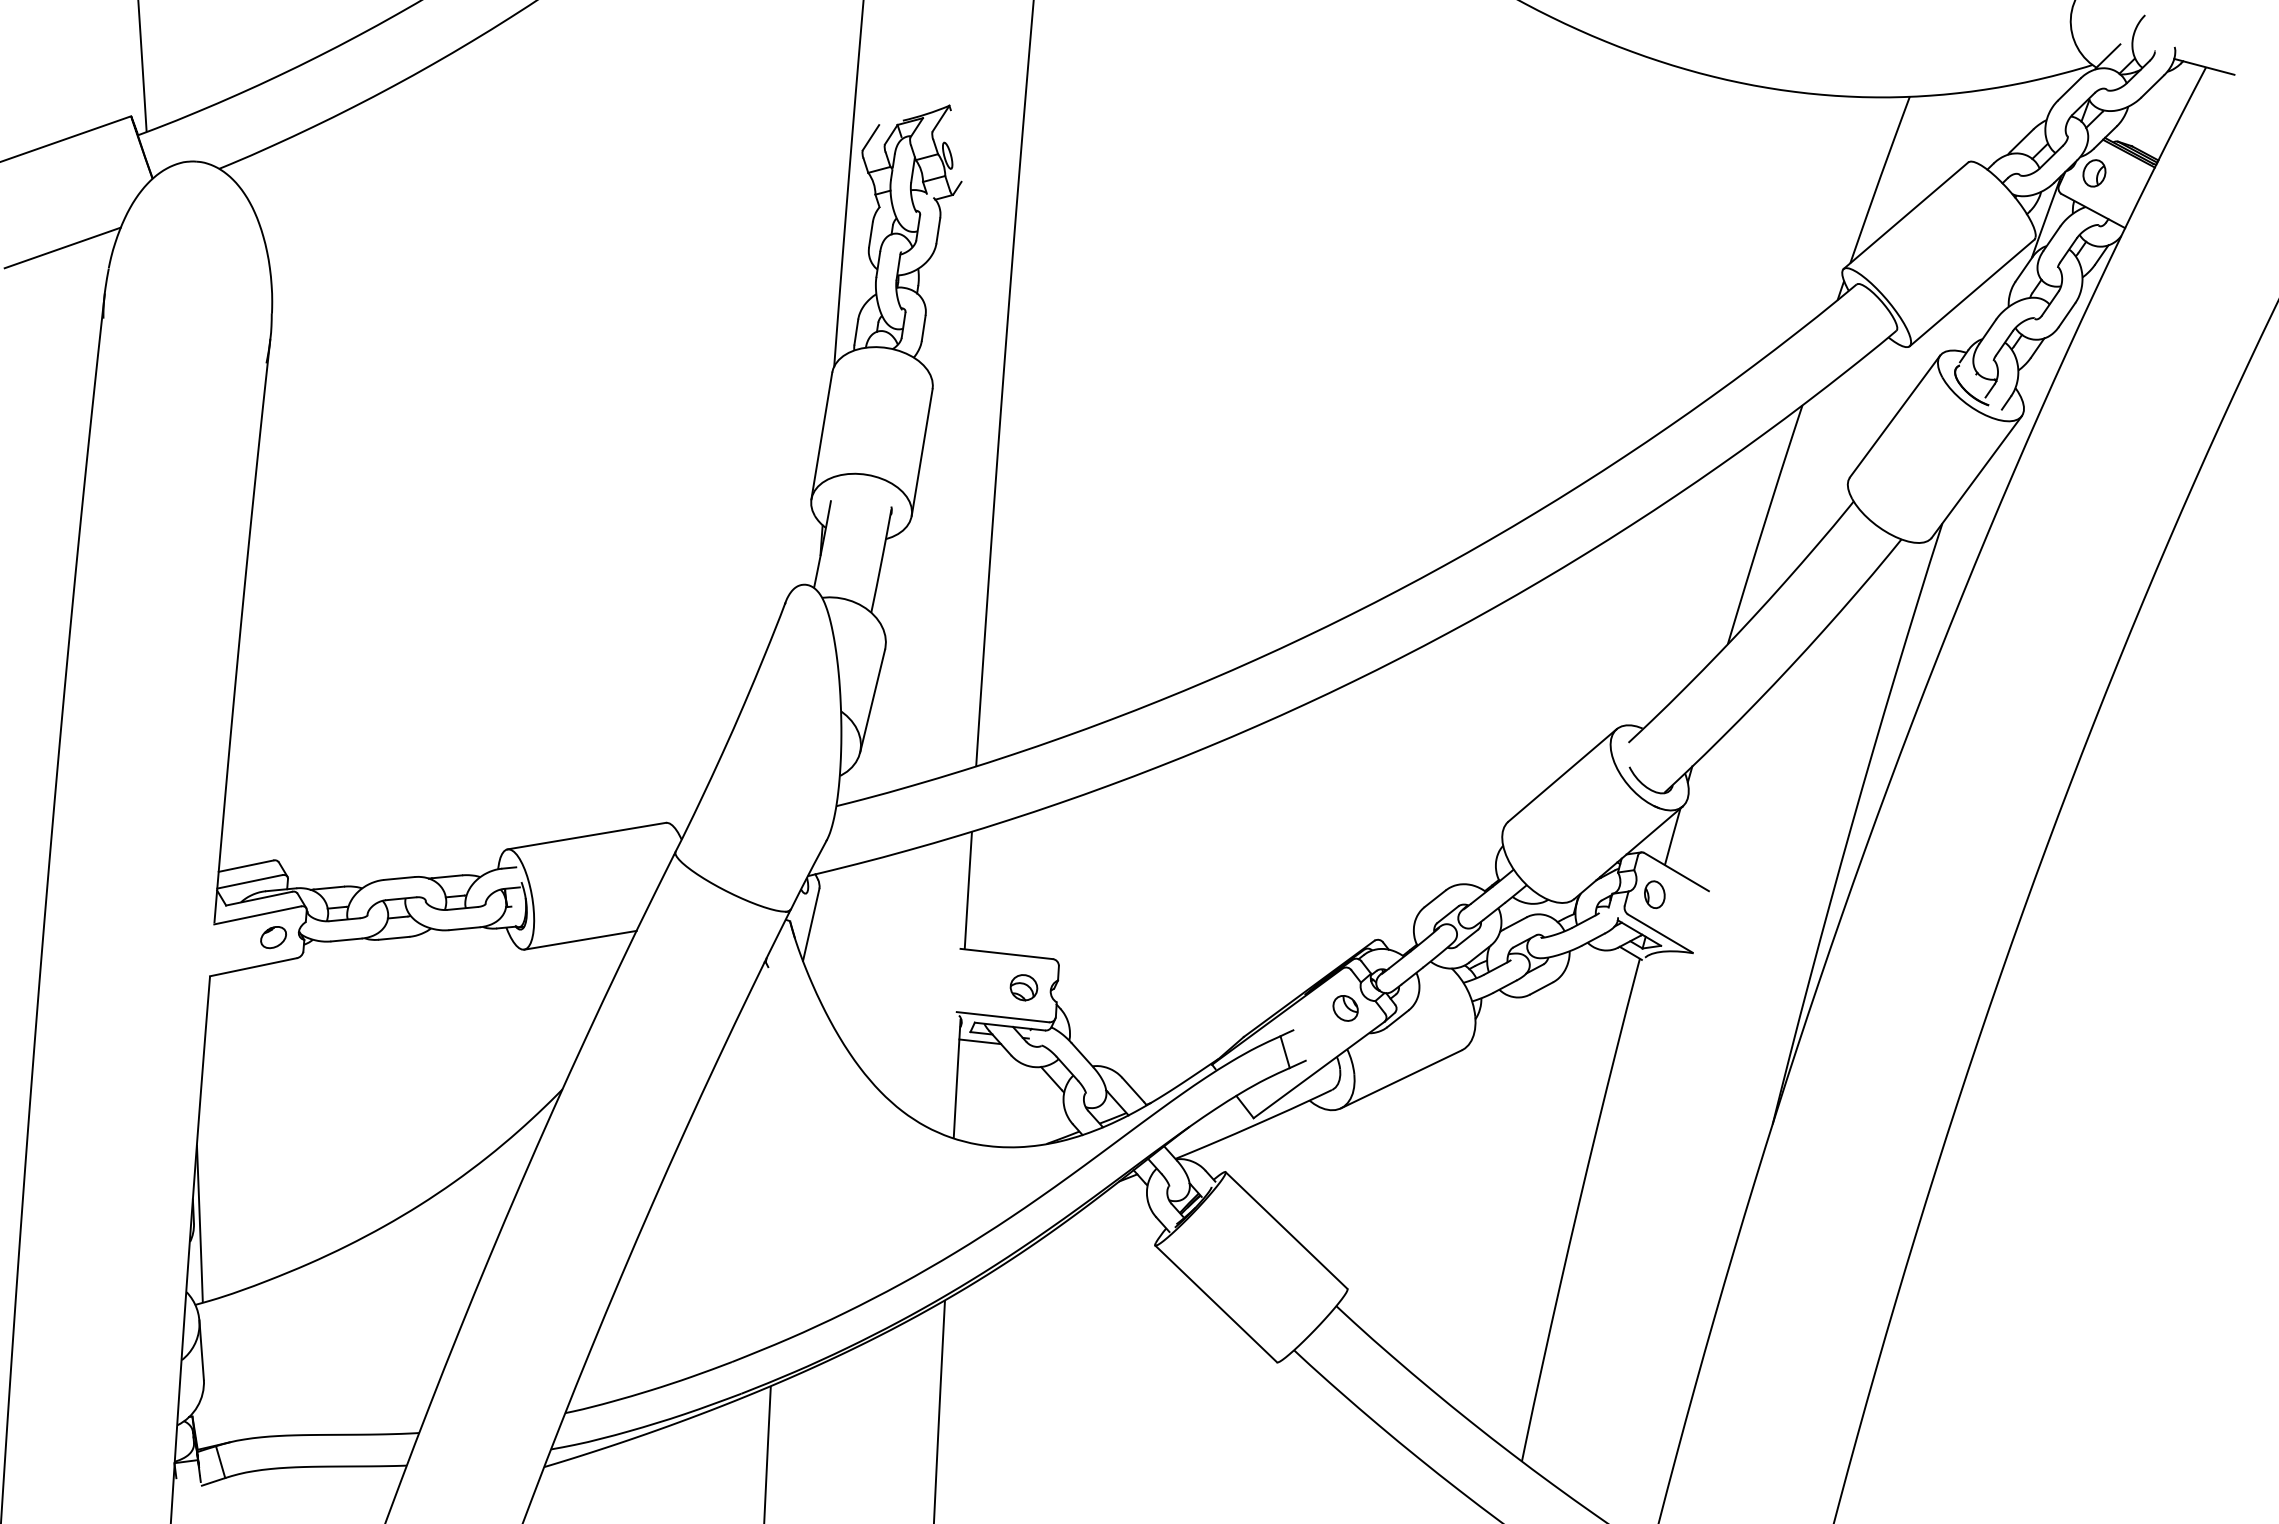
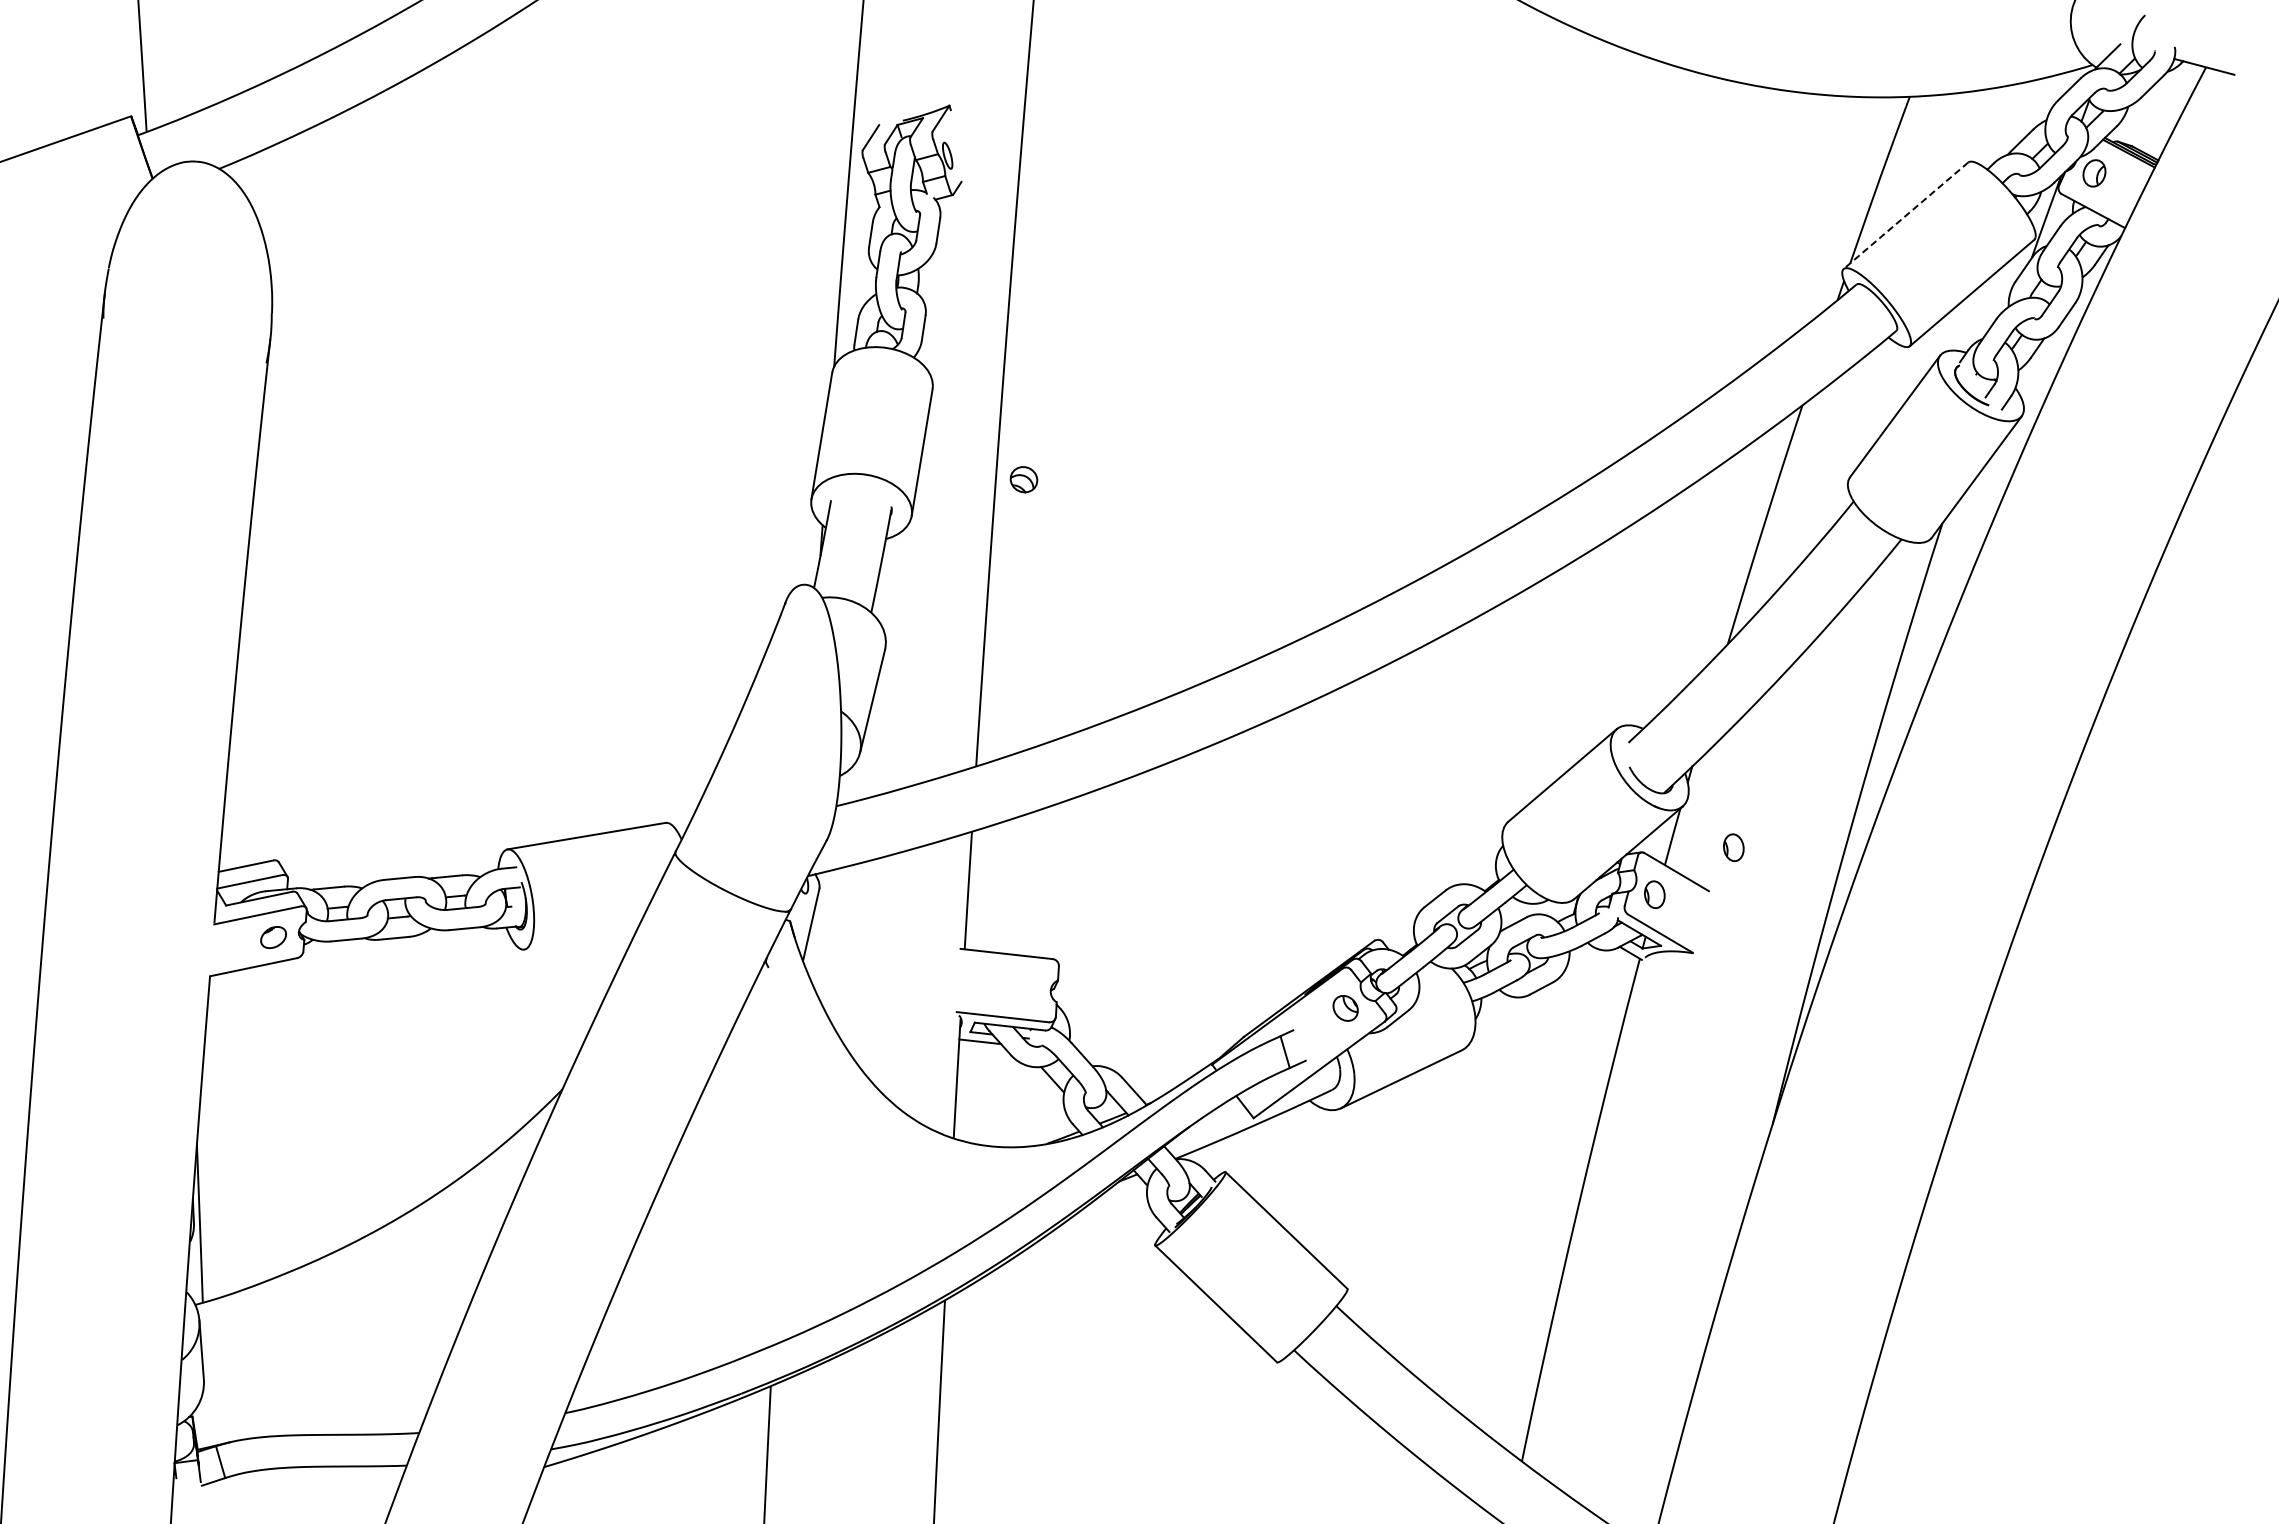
line: solid -> dashed (1905, 216)
line: present -> none (62, 247)
part: none -> present (1733, 847)
line: present -> none (580, 939)
part position: (1023, 987) -> (1023, 479) (1023, 479)
